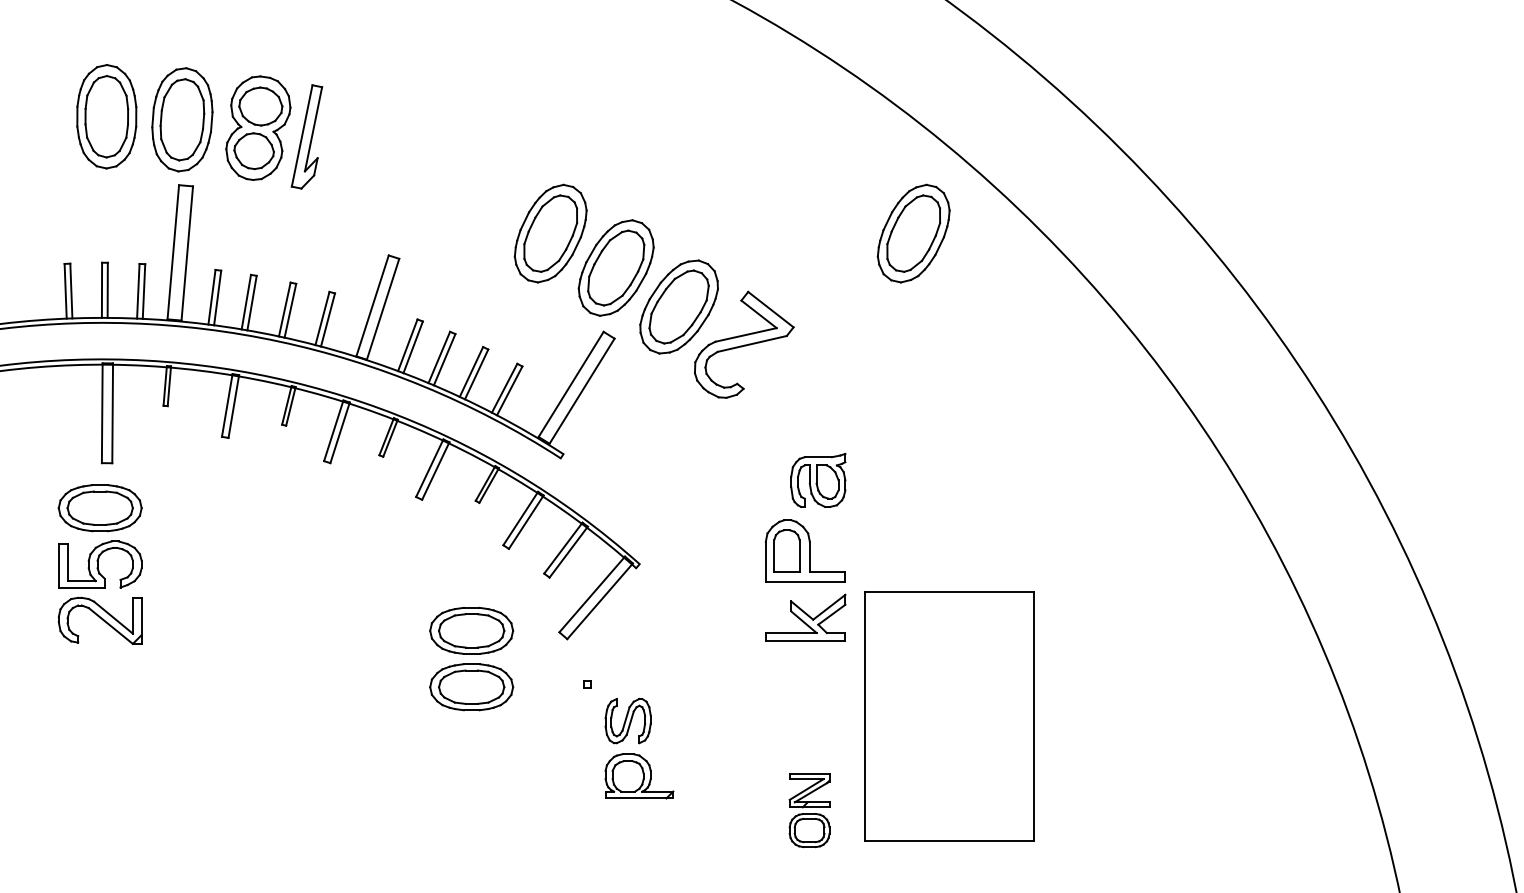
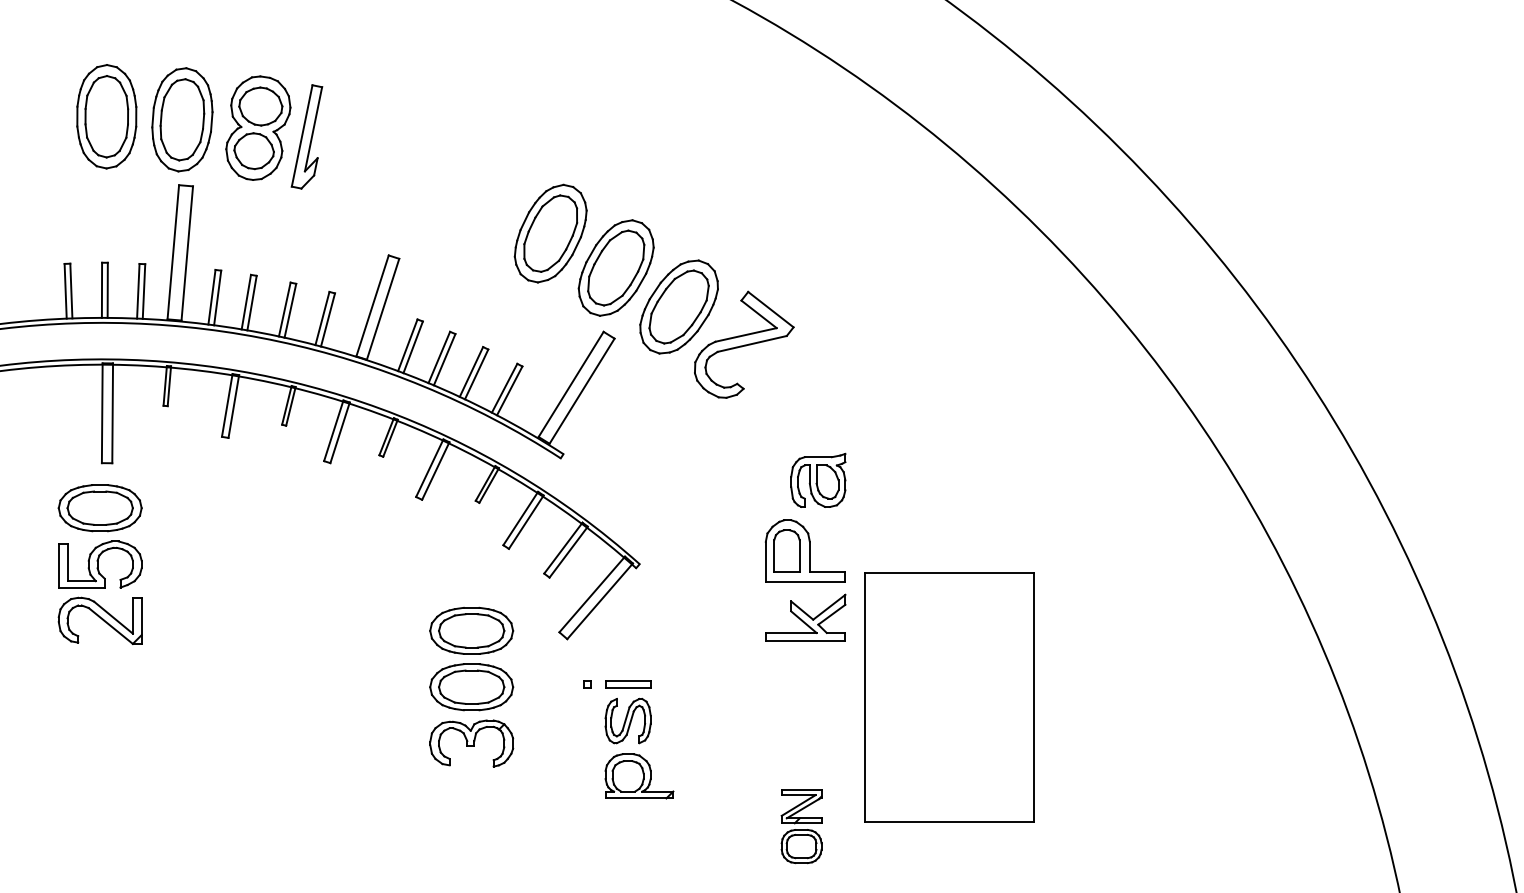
part: present -> none (913, 233)
part: none -> present (628, 684)
part position: (949, 716) -> (949, 697) (949, 697)
part: none -> present (471, 743)
part position: (809, 810) -> (801, 826) (801, 826)
